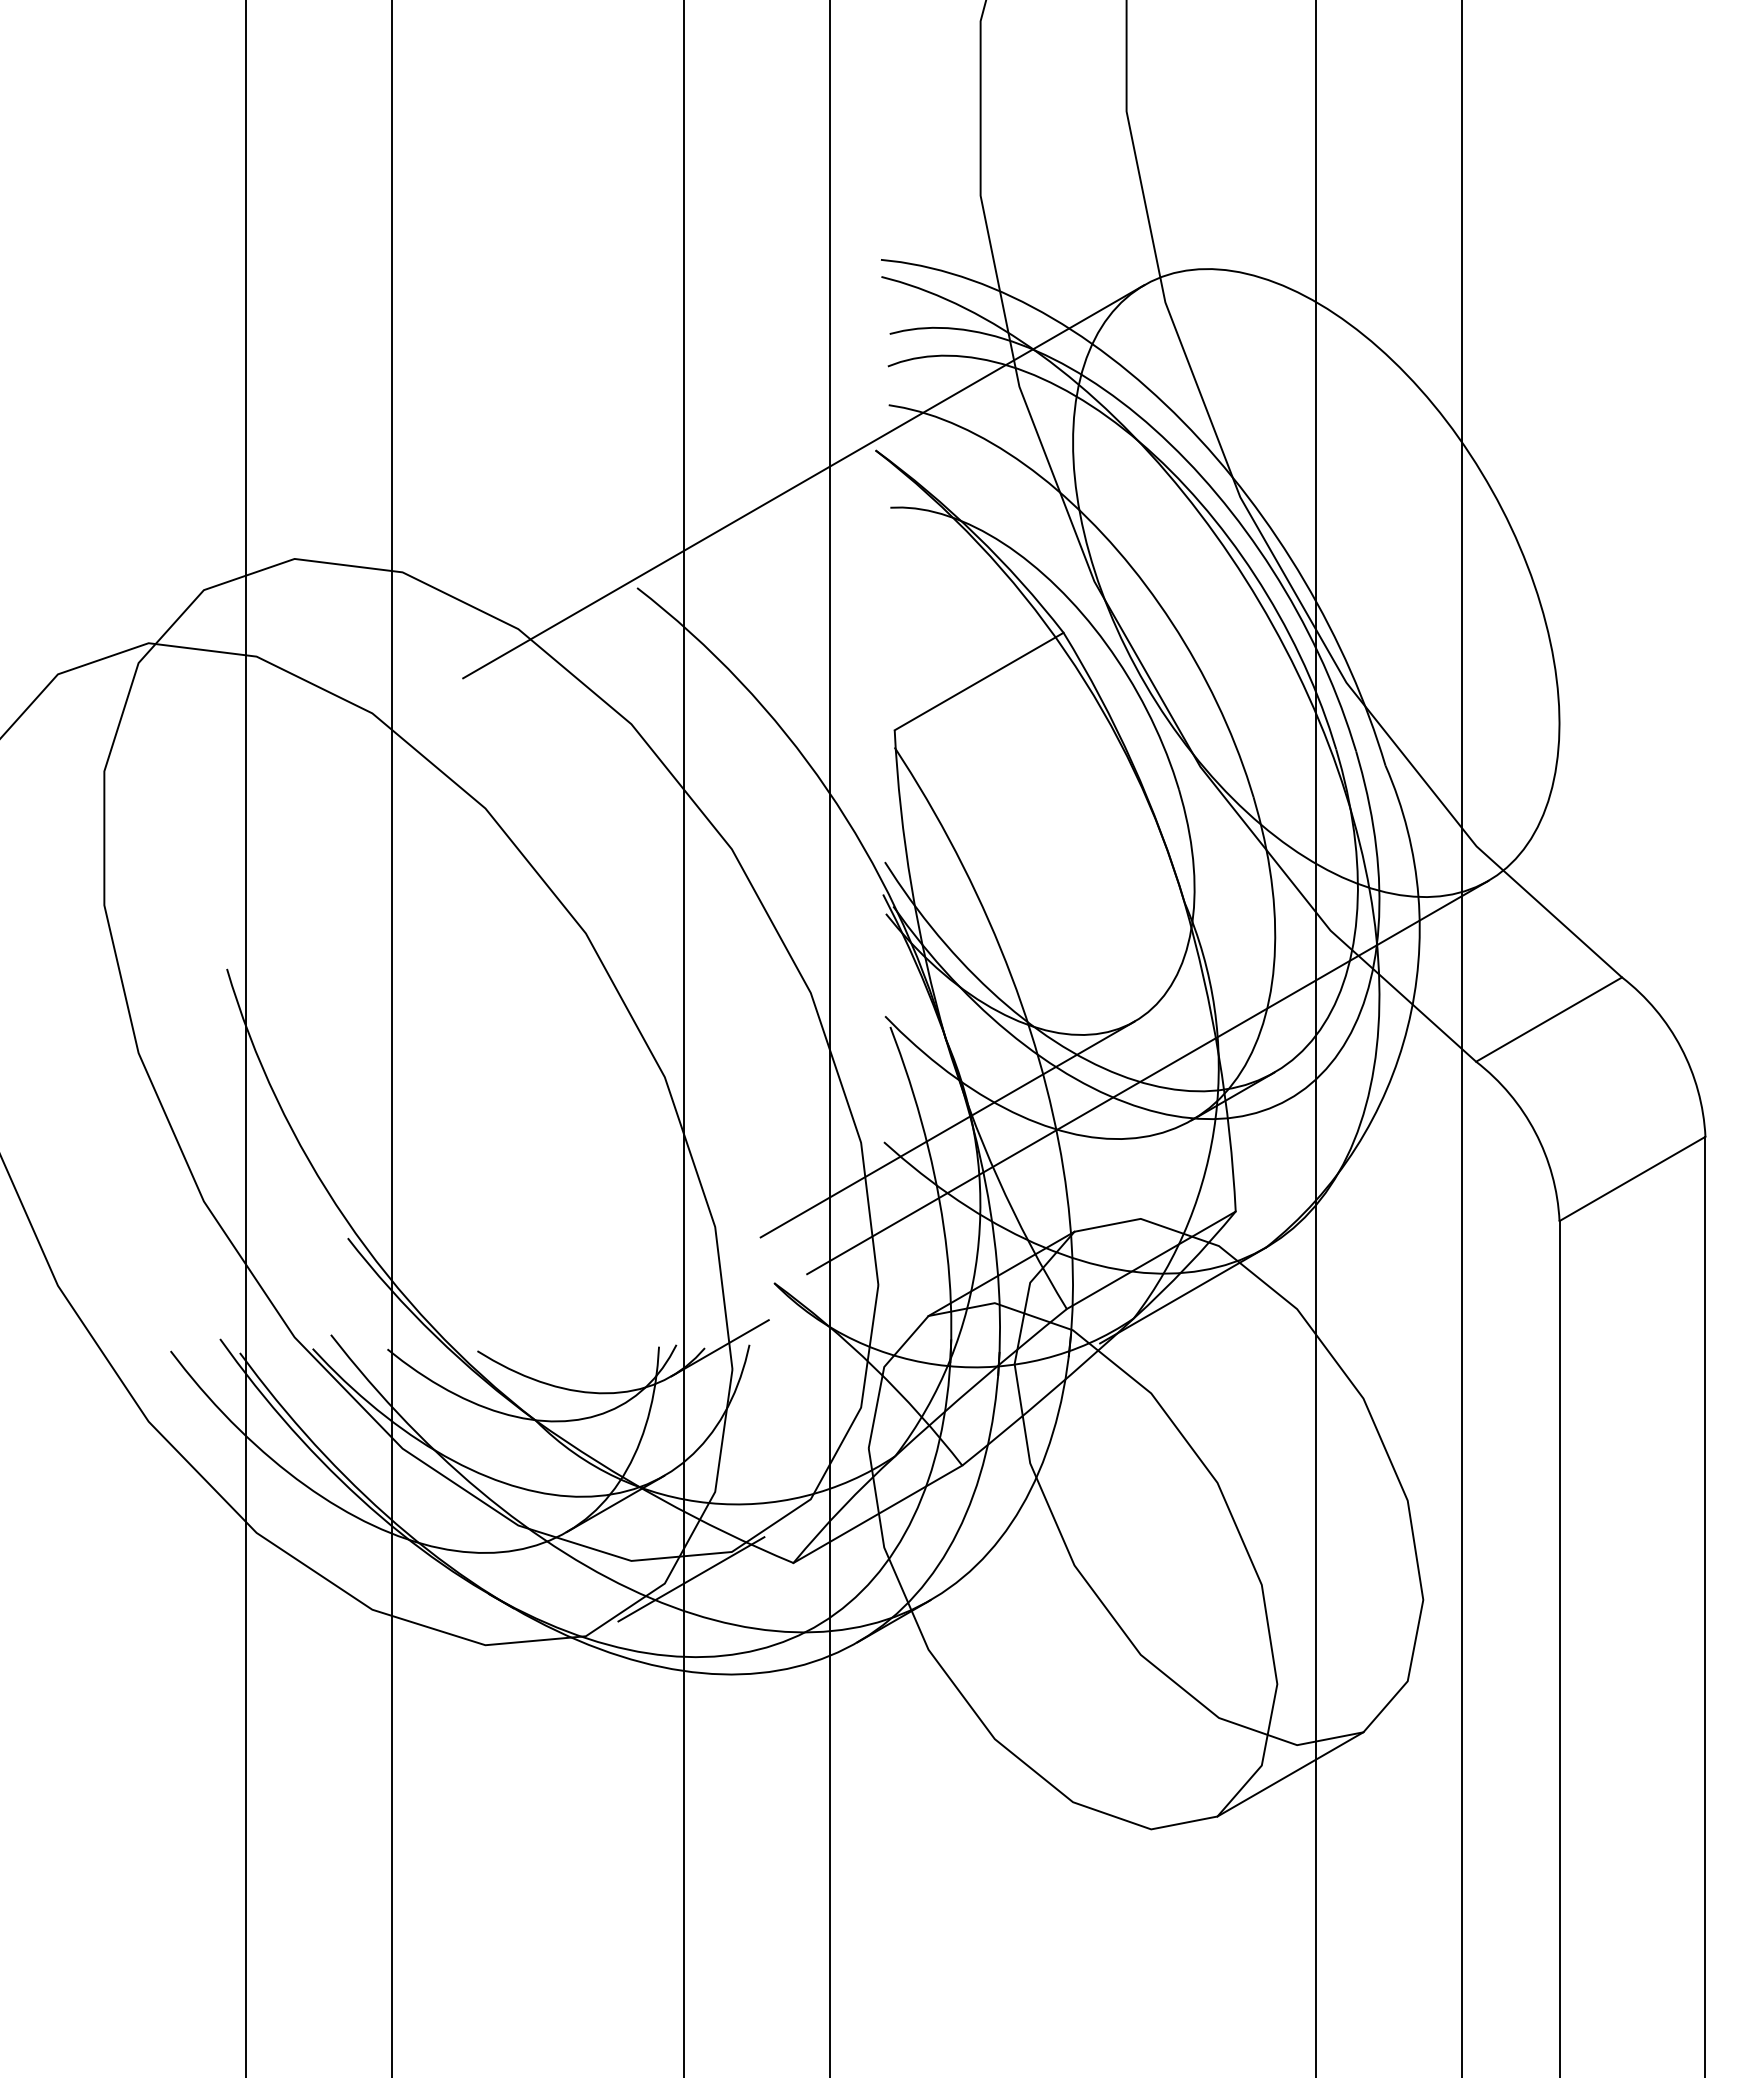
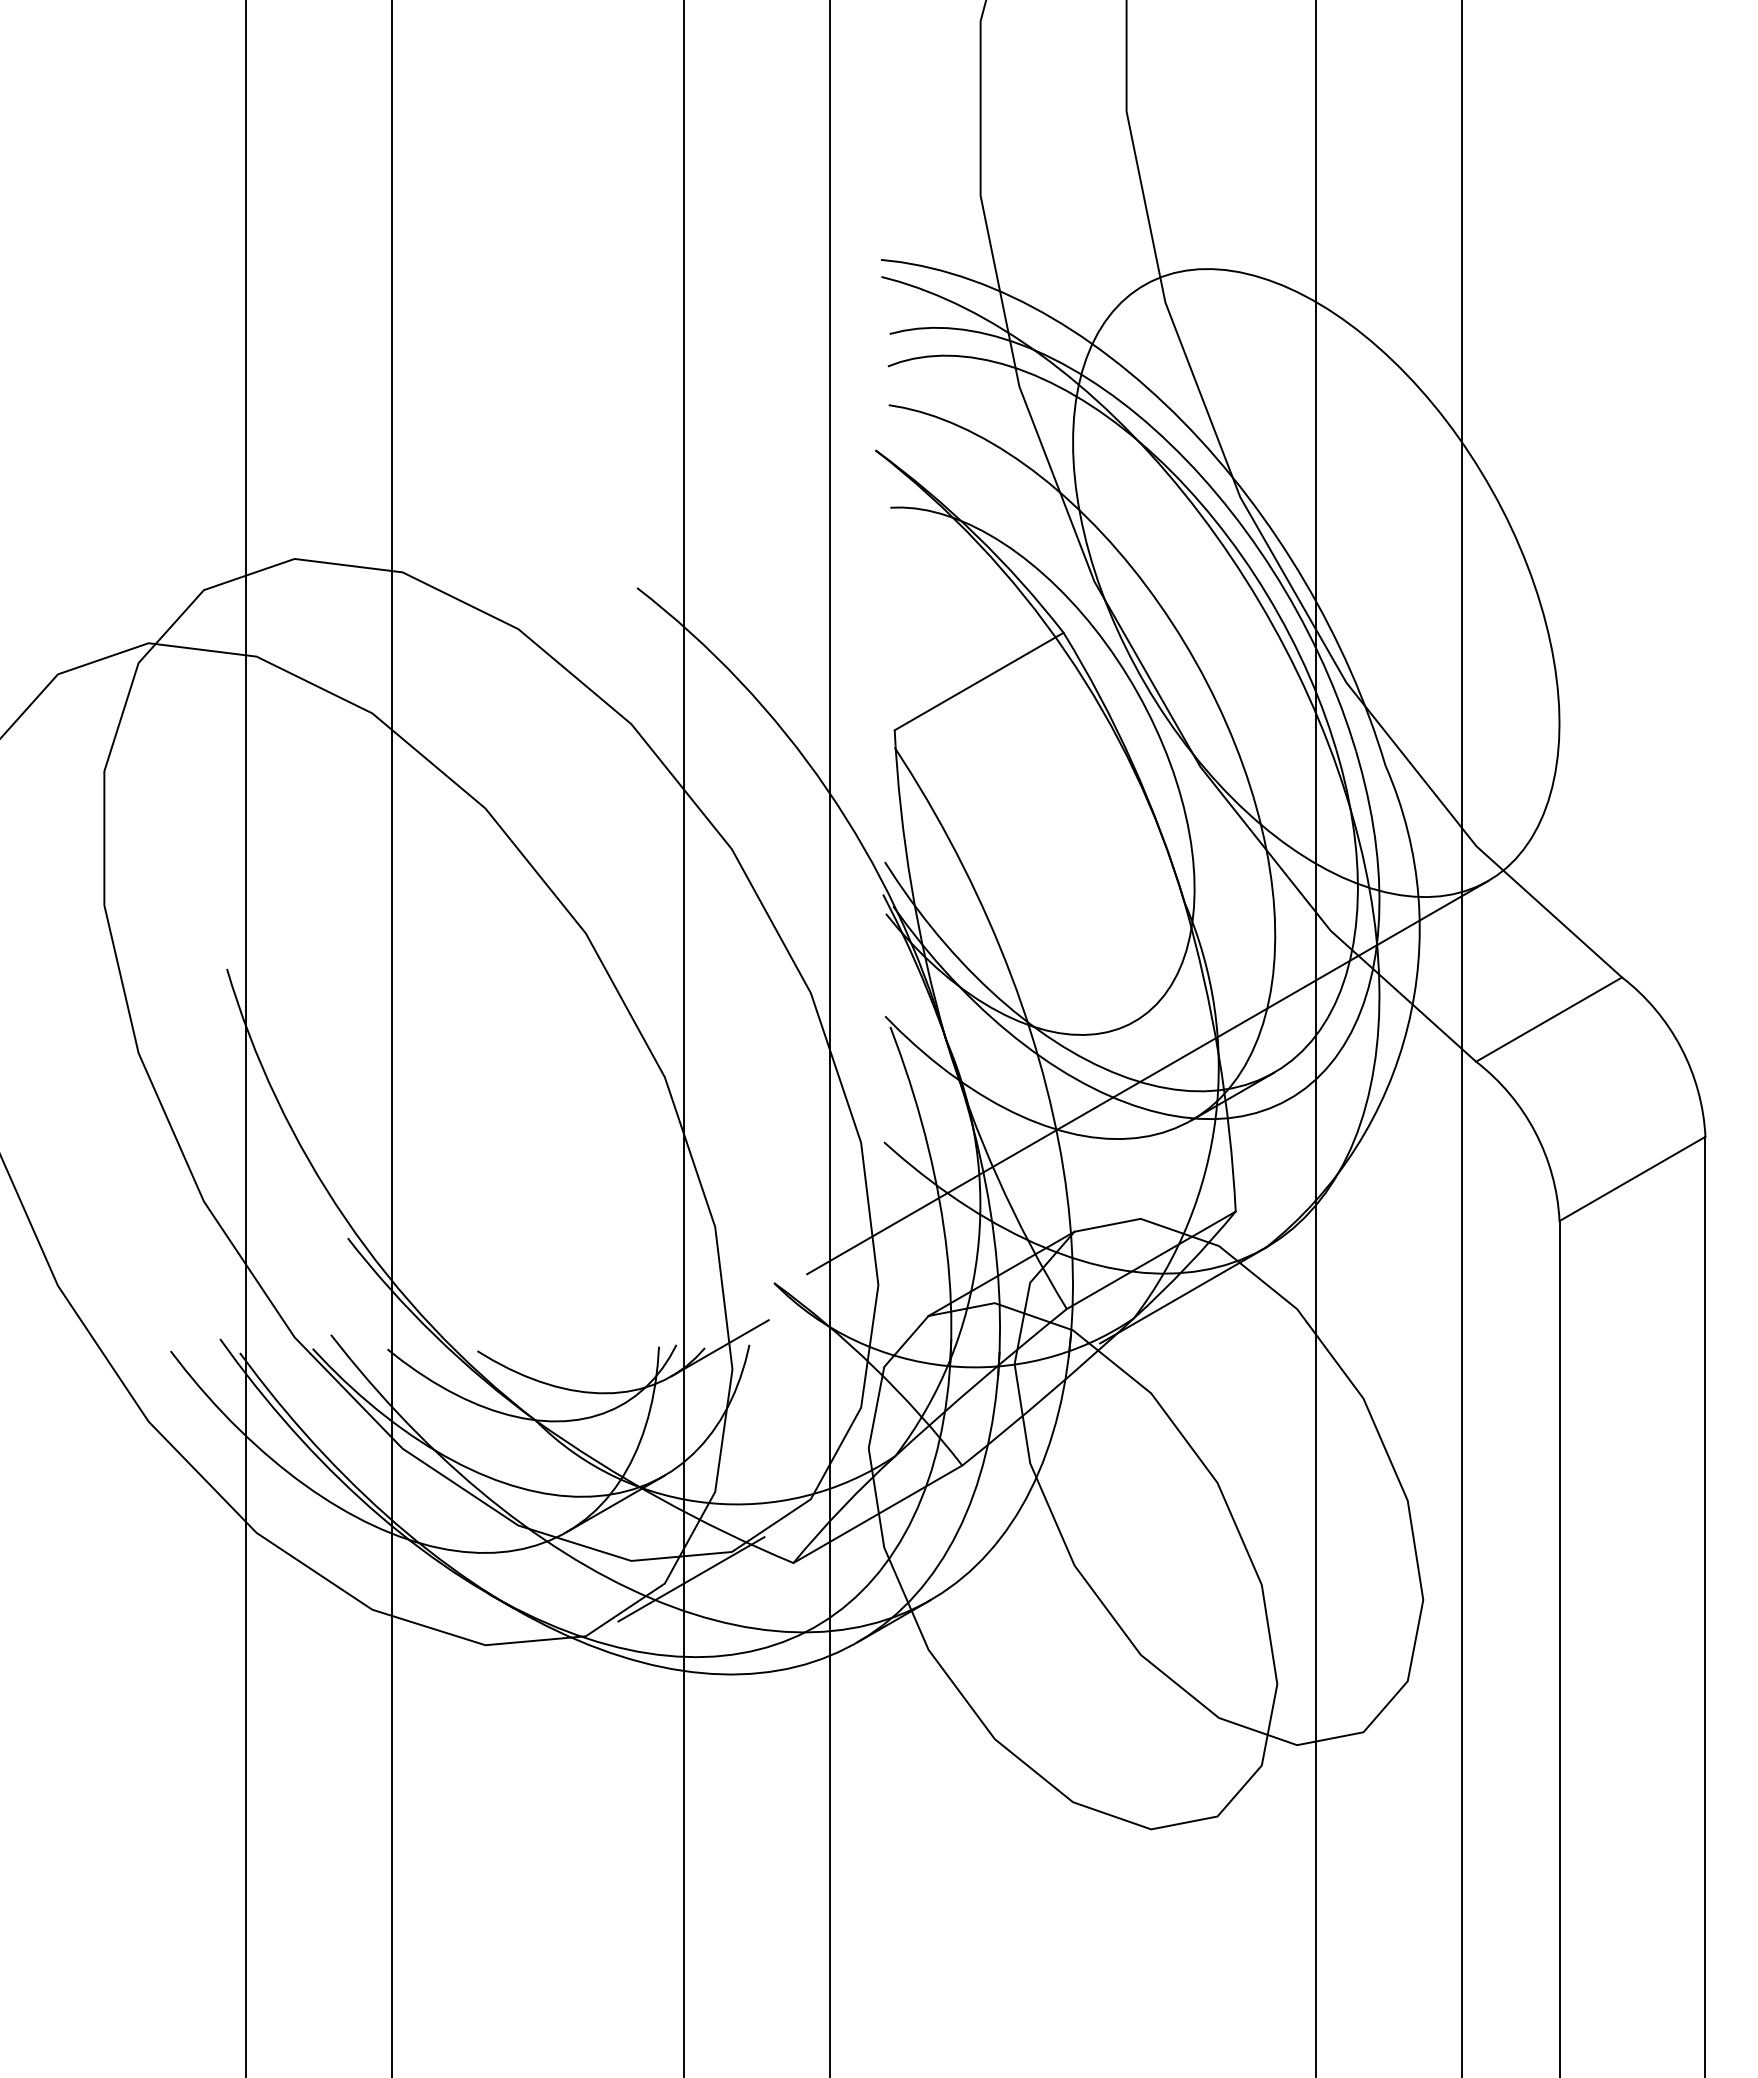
line: present -> none (803, 481)
line: present -> none (947, 1129)
line: present -> none (1290, 1774)
